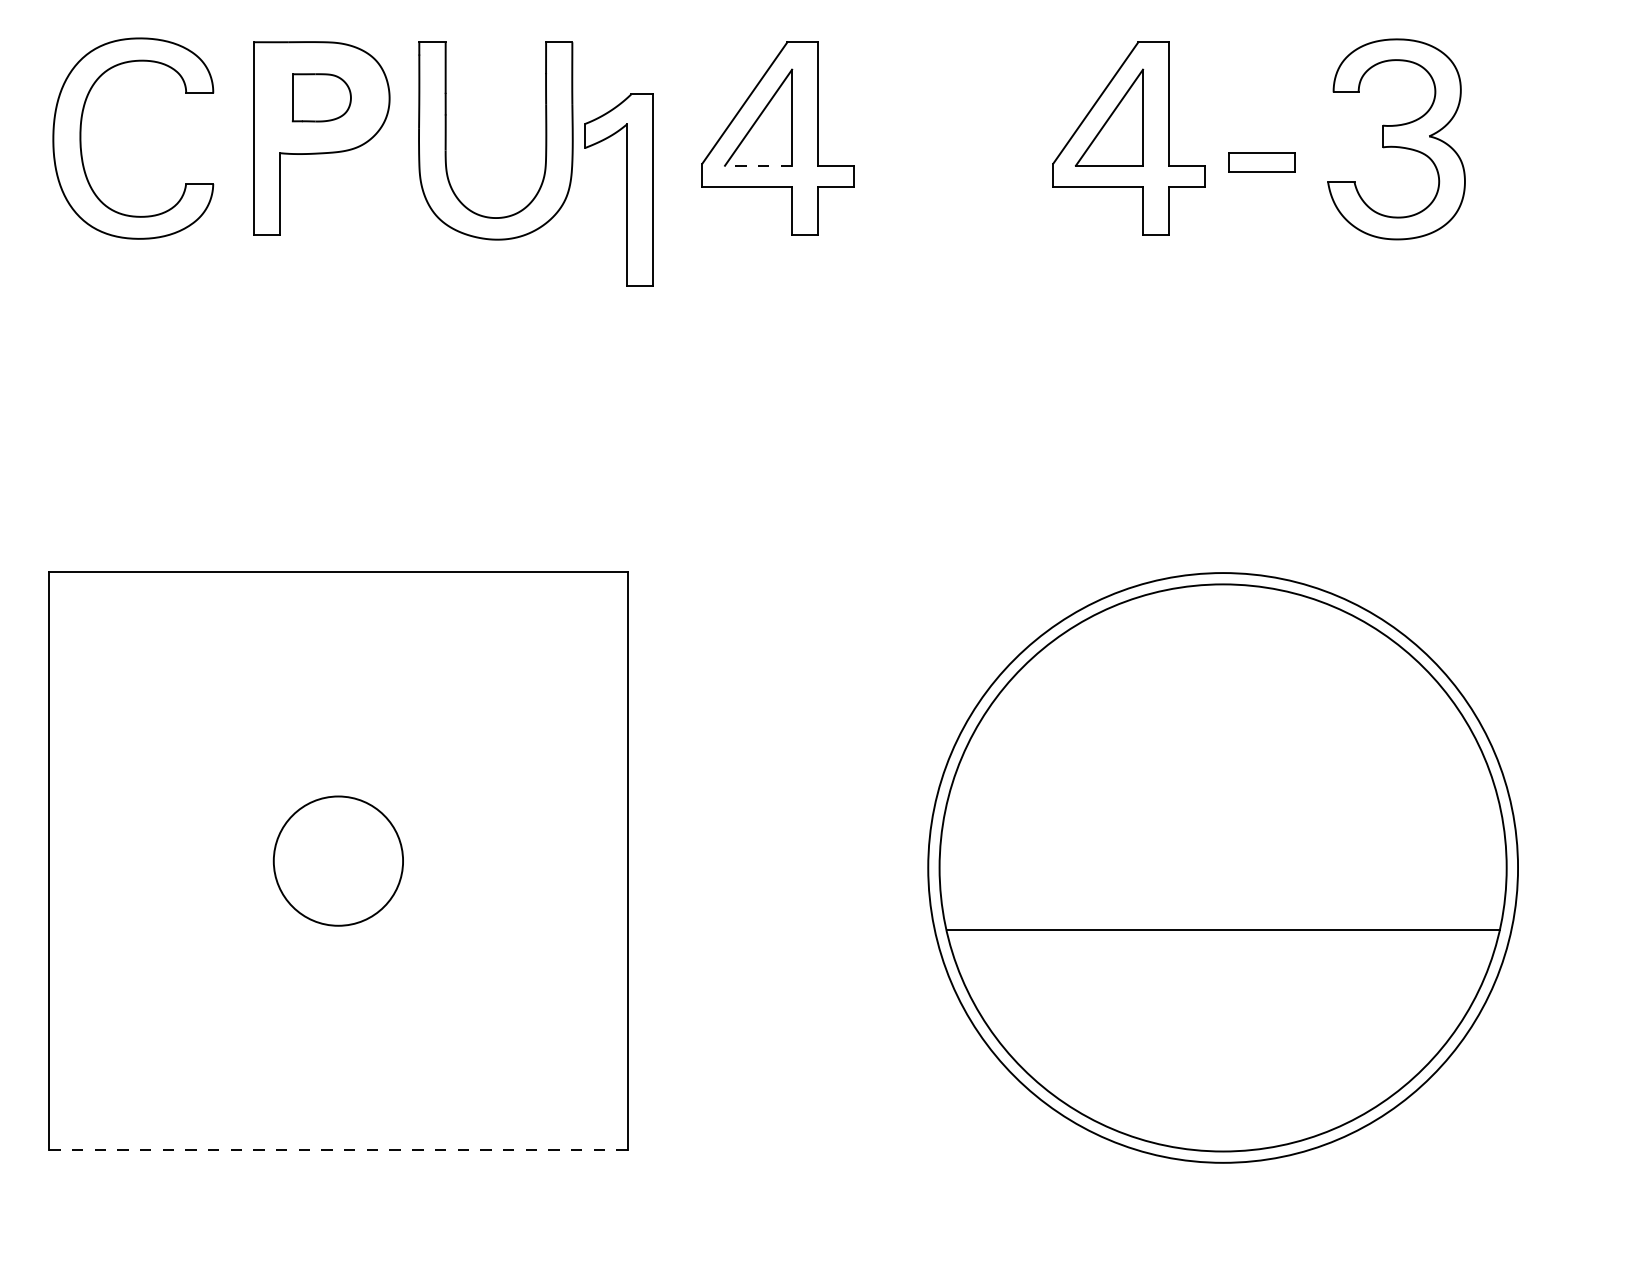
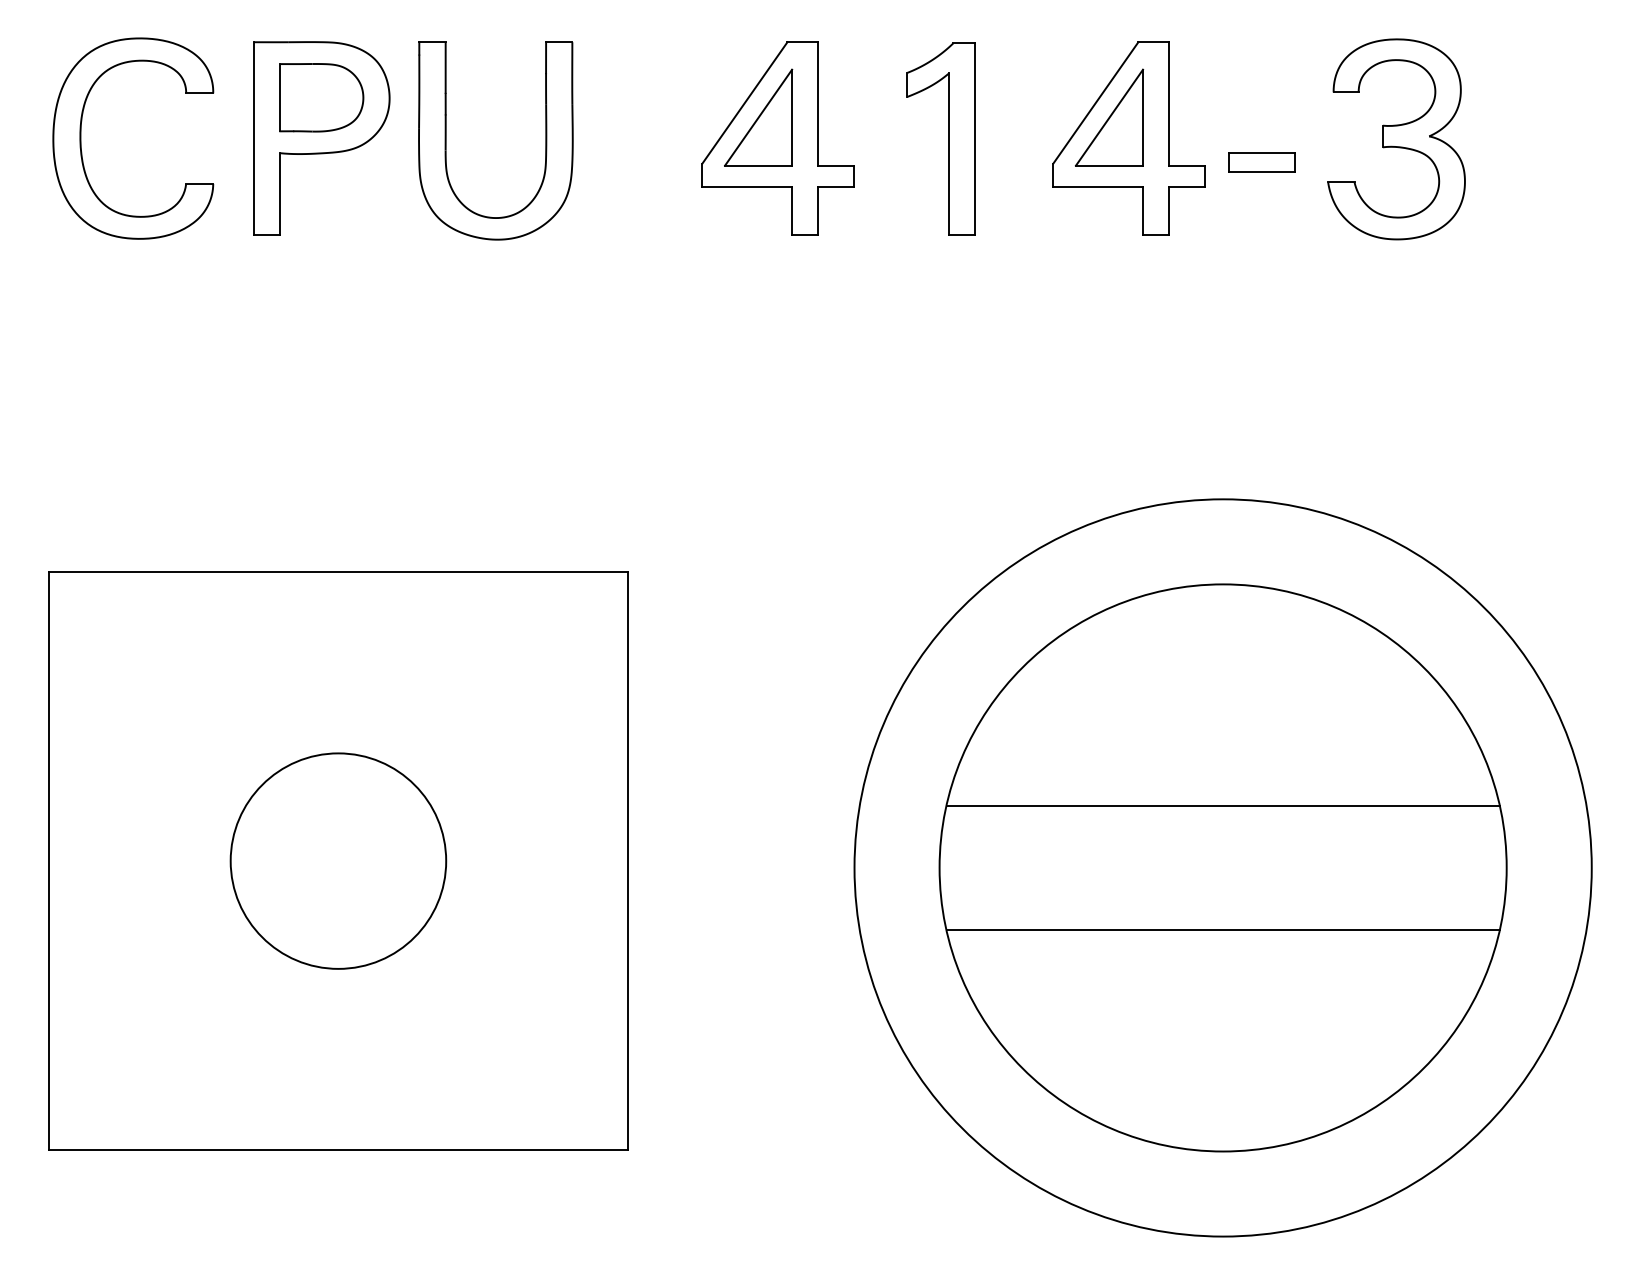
part size: 61x50 px -> 86x70 px (321, 97)
line: dashed -> solid (758, 165)
part position: (626, 189) -> (948, 138) (948, 138)
line: none -> present (1222, 805)
circle diameter: 129 px -> 216 px (338, 860)
circle diameter: 590 px -> 737 px (1222, 867)
line: dashed -> solid (337, 1150)
